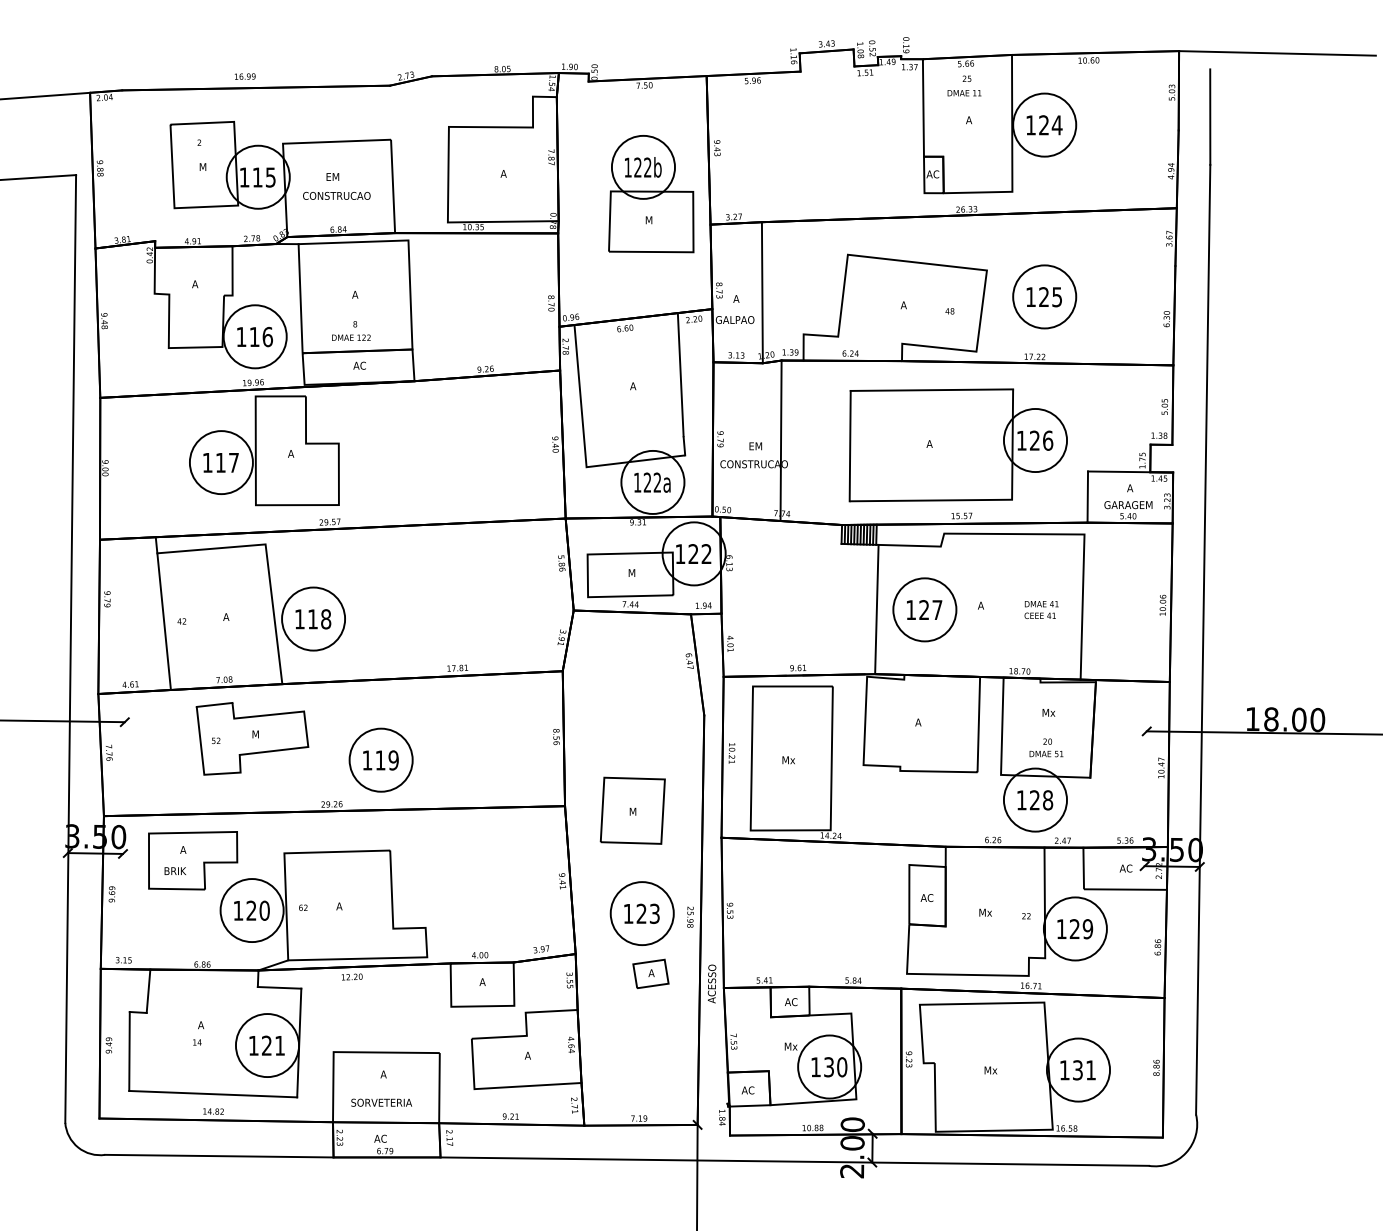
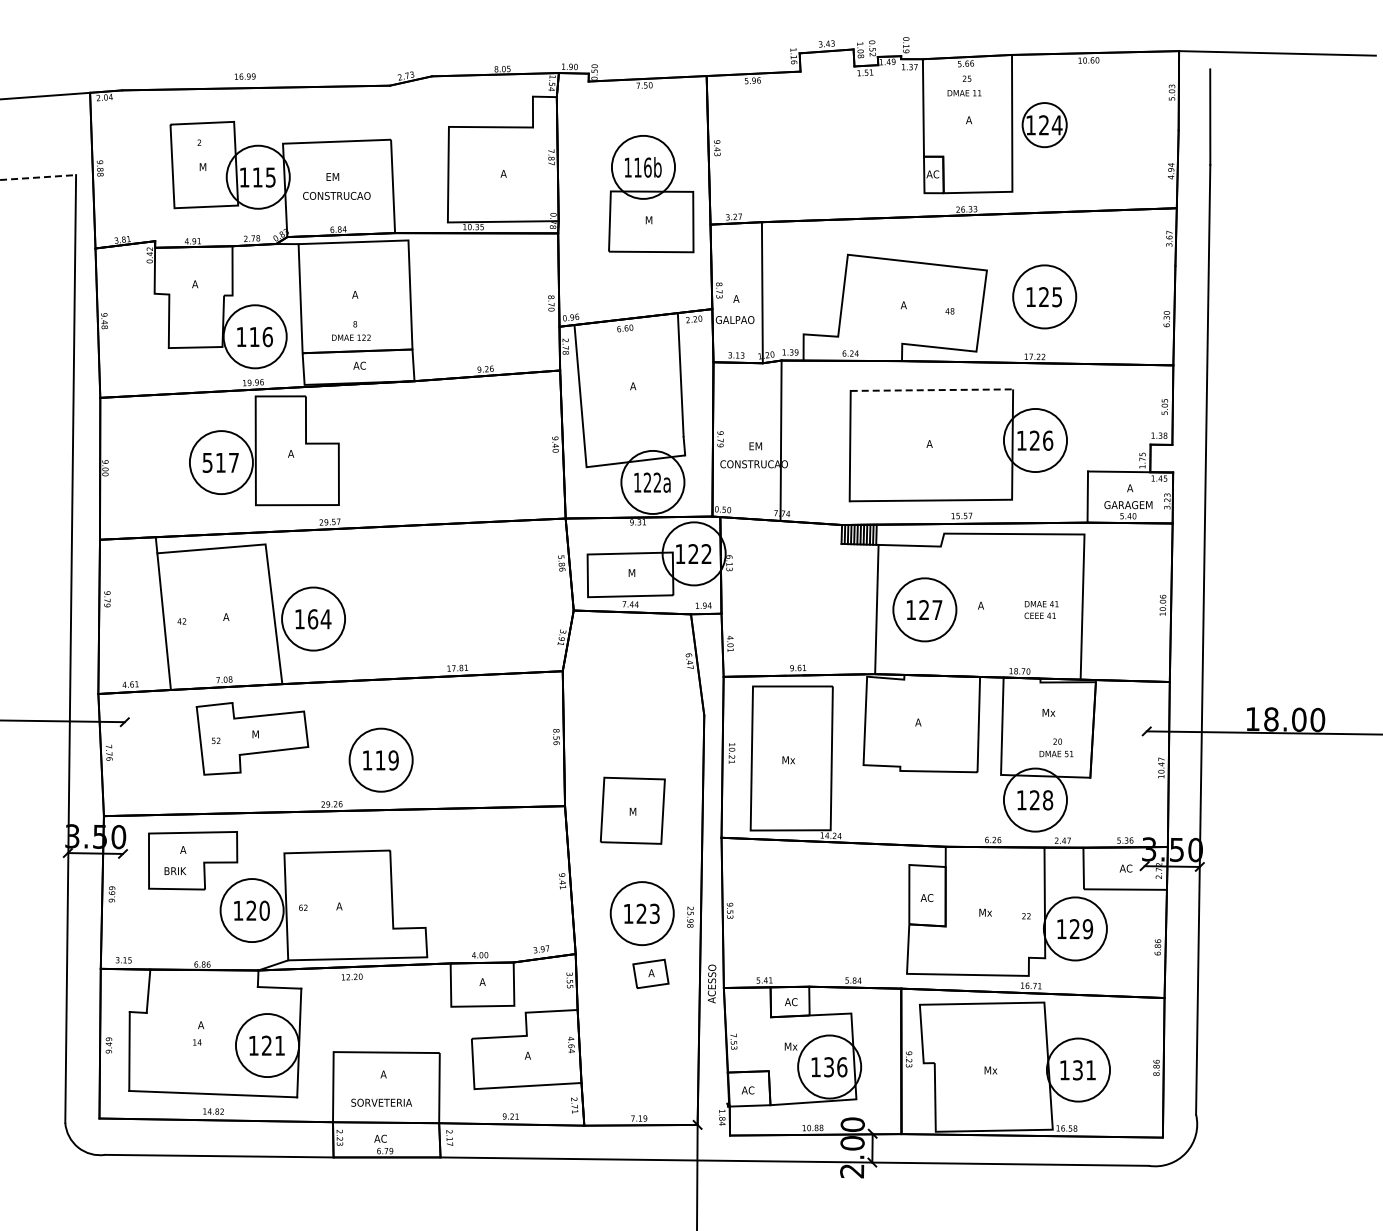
circle diameter: 63 px -> 44 px (1044, 125)
text: 122b -> 116b (642, 167)
line: solid -> dashed (38, 177)
line: solid -> dashed (932, 390)
text: 117 -> 517 (207, 462)
text: 118 -> 164 (319, 619)
text position: (1046, 747) -> (1056, 747) (1056, 747)
text: 130 -> 136 (842, 1067)
